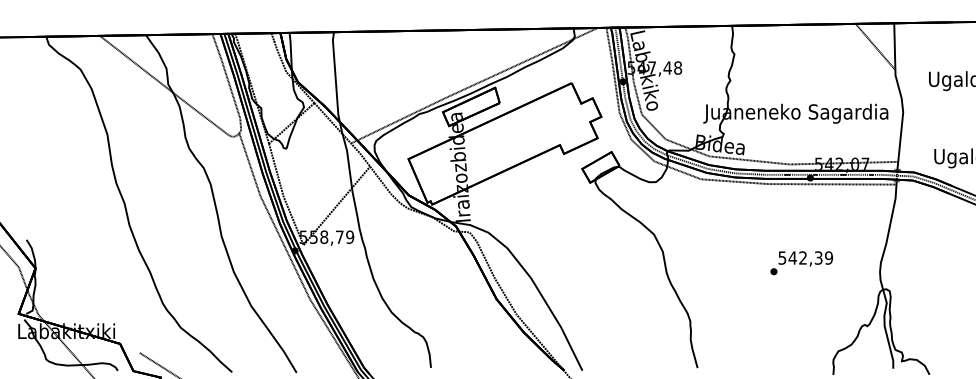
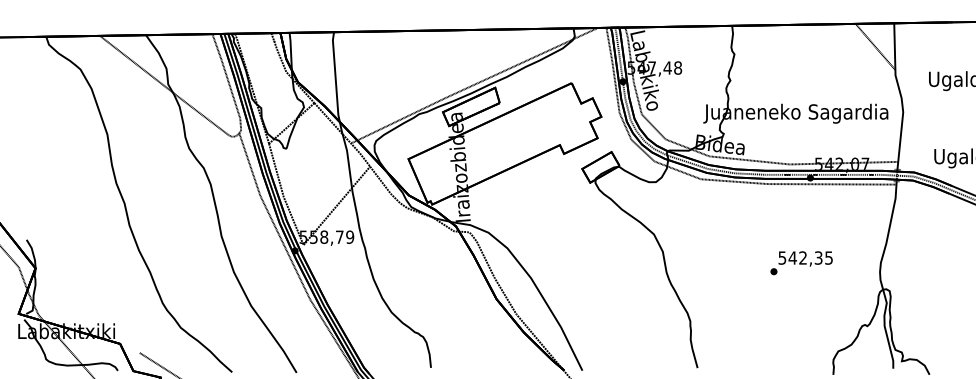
text: 542,39 -> 542,35 (829, 257)
